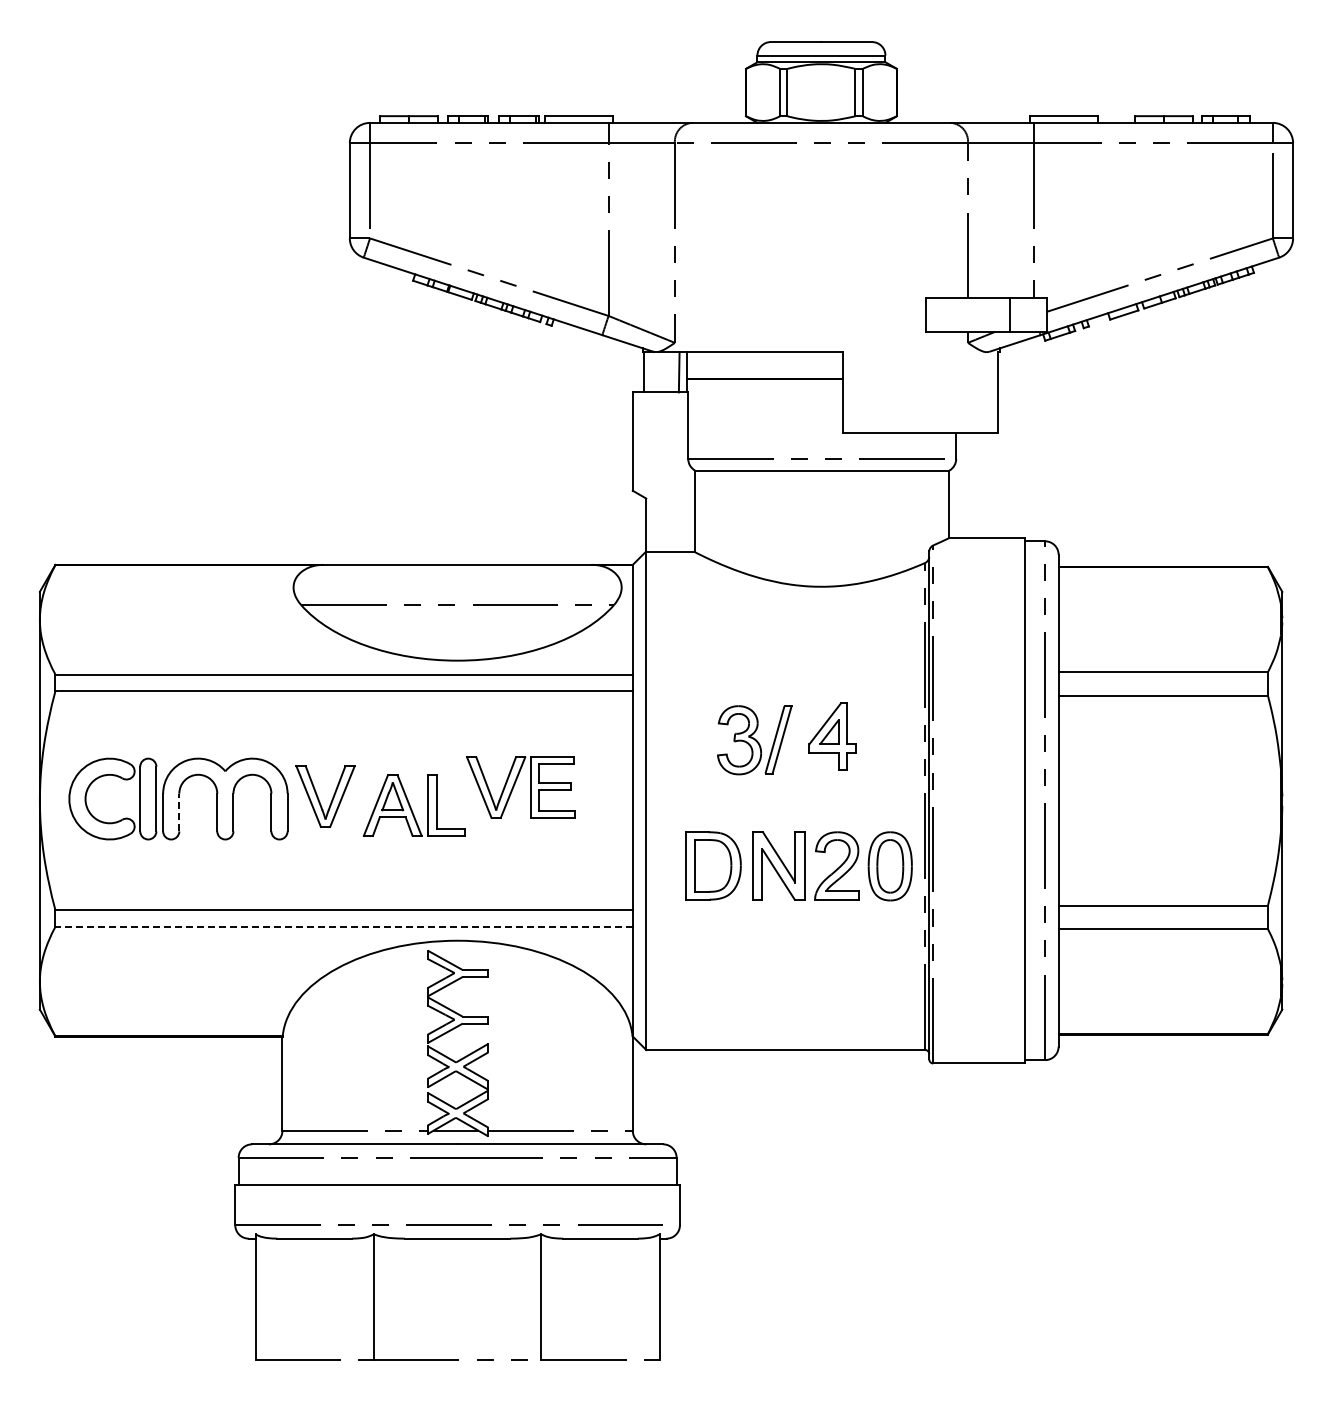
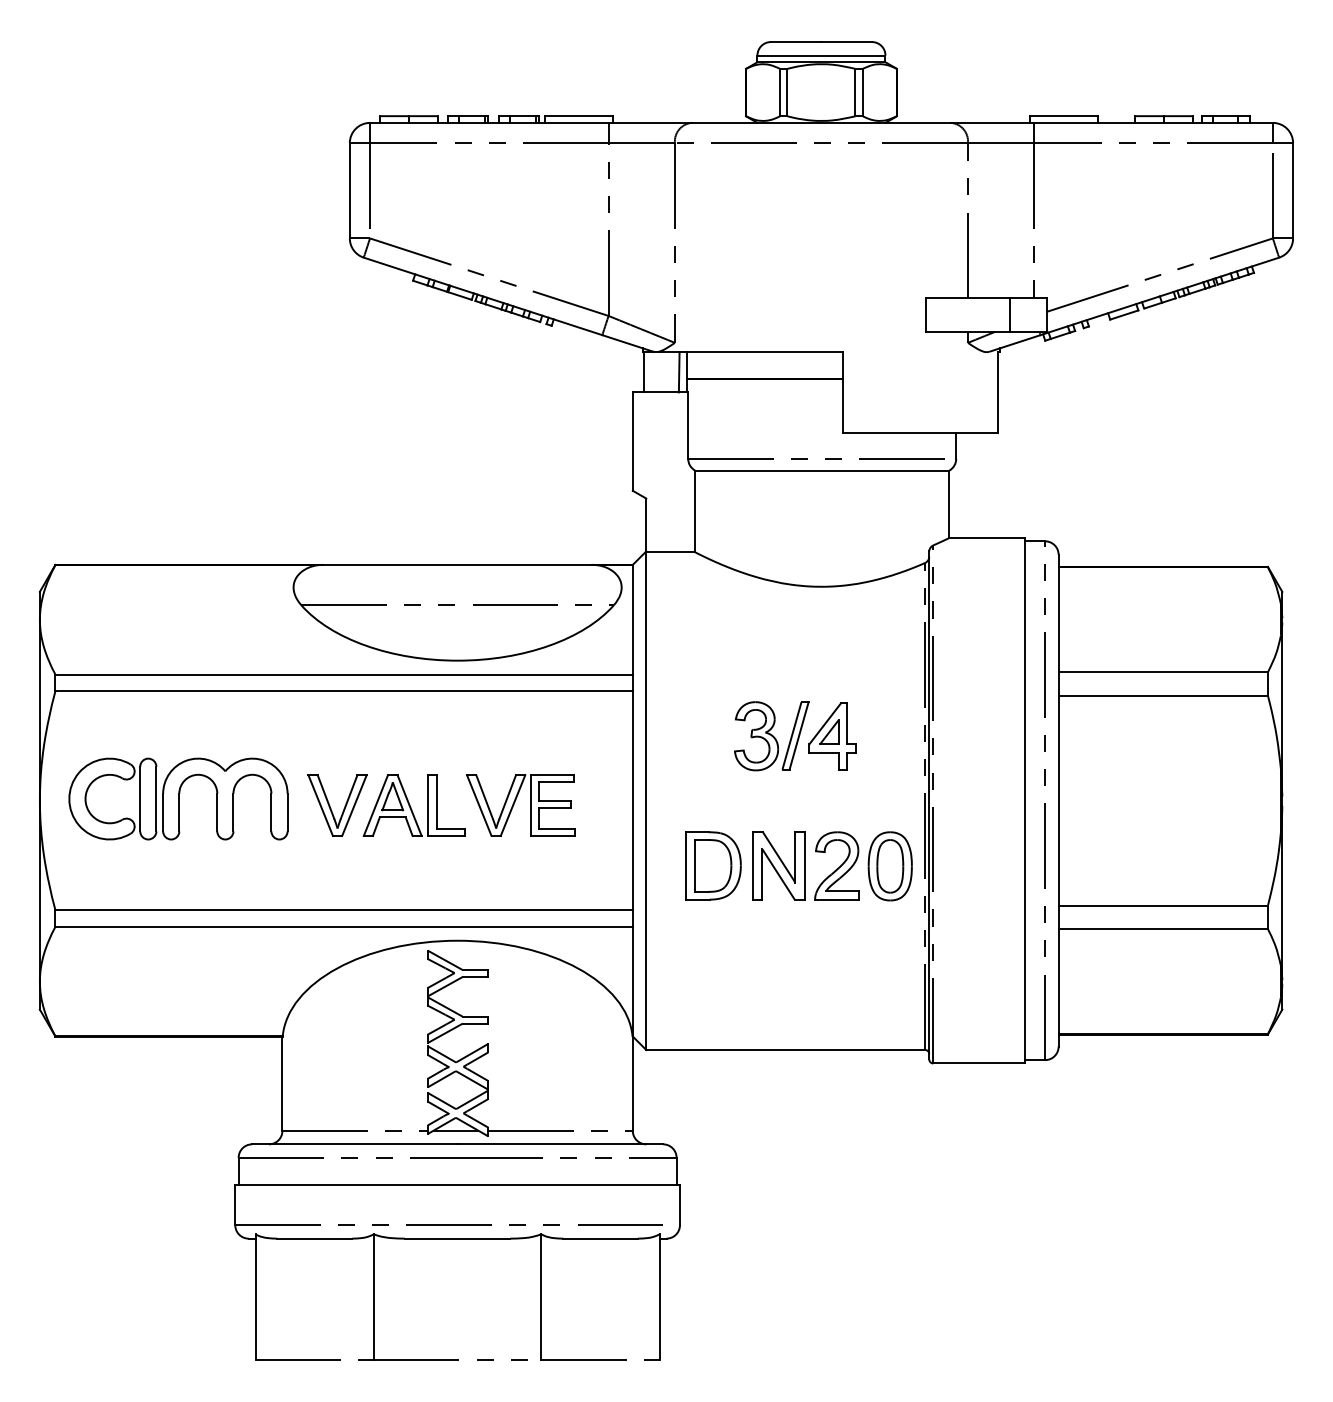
part position: (754, 740) -> (771, 736) (771, 736)
part position: (520, 787) -> (520, 805) (520, 805)
part position: (319, 799) -> (331, 808) (331, 808)
line: dashed -> solid (179, 812)
line: dashed -> solid (344, 926)
